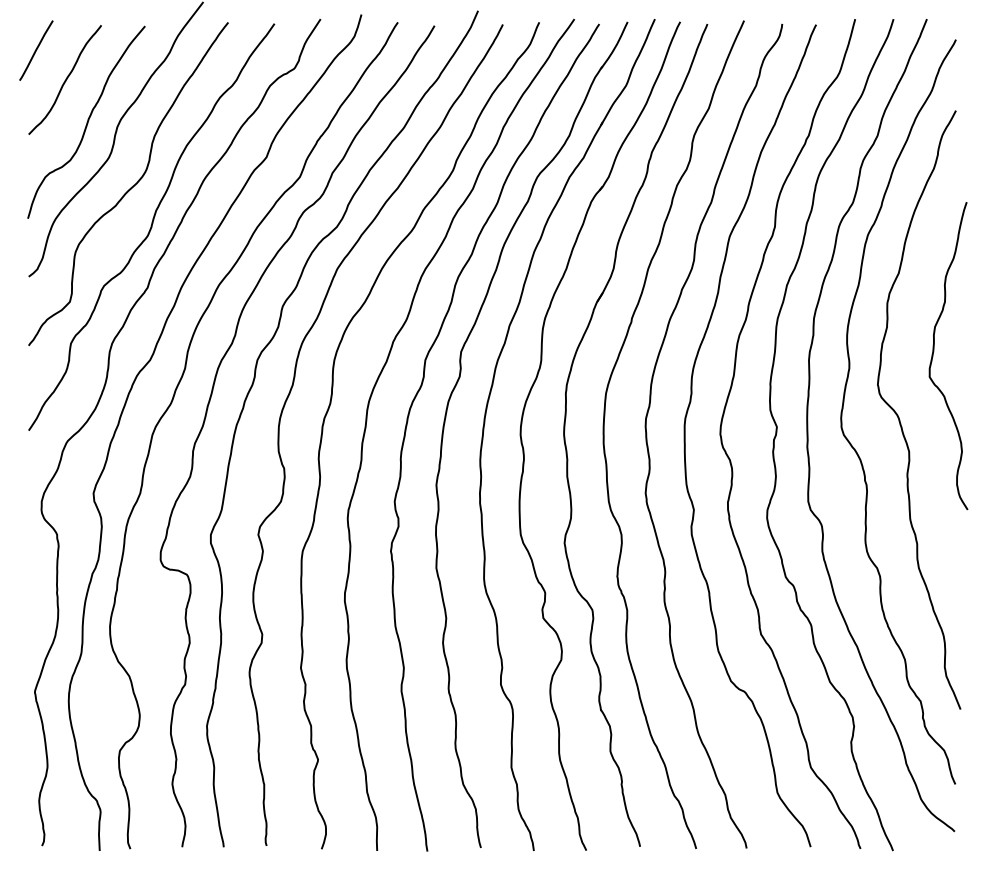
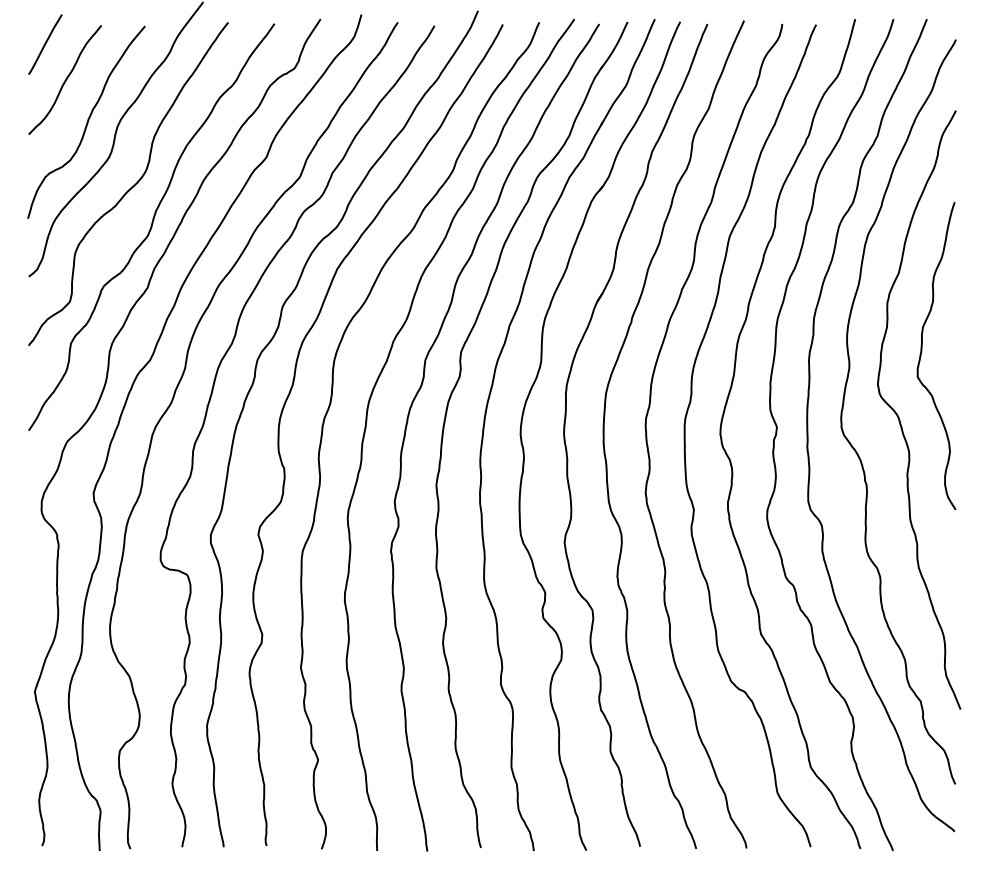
line position: (36, 50) -> (45, 44) (45, 44)
curve position: (934, 351) -> (922, 351) (922, 351)
